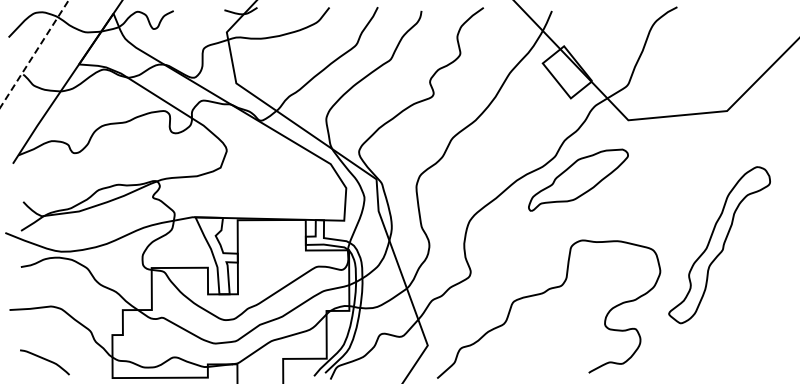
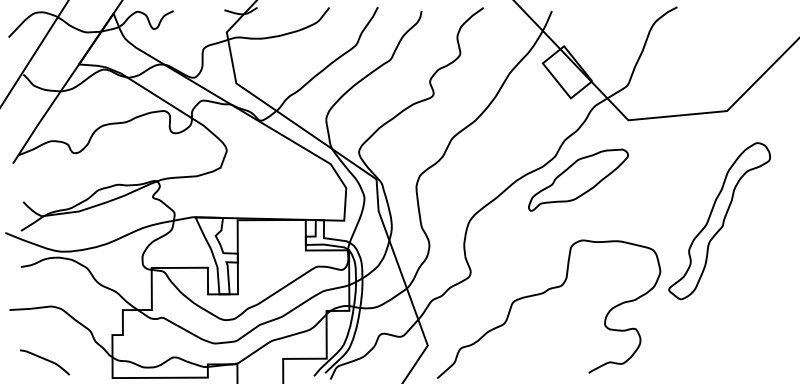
line: dashed -> solid (34, 53)
part position: (719, 245) -> (719, 221) (719, 221)
